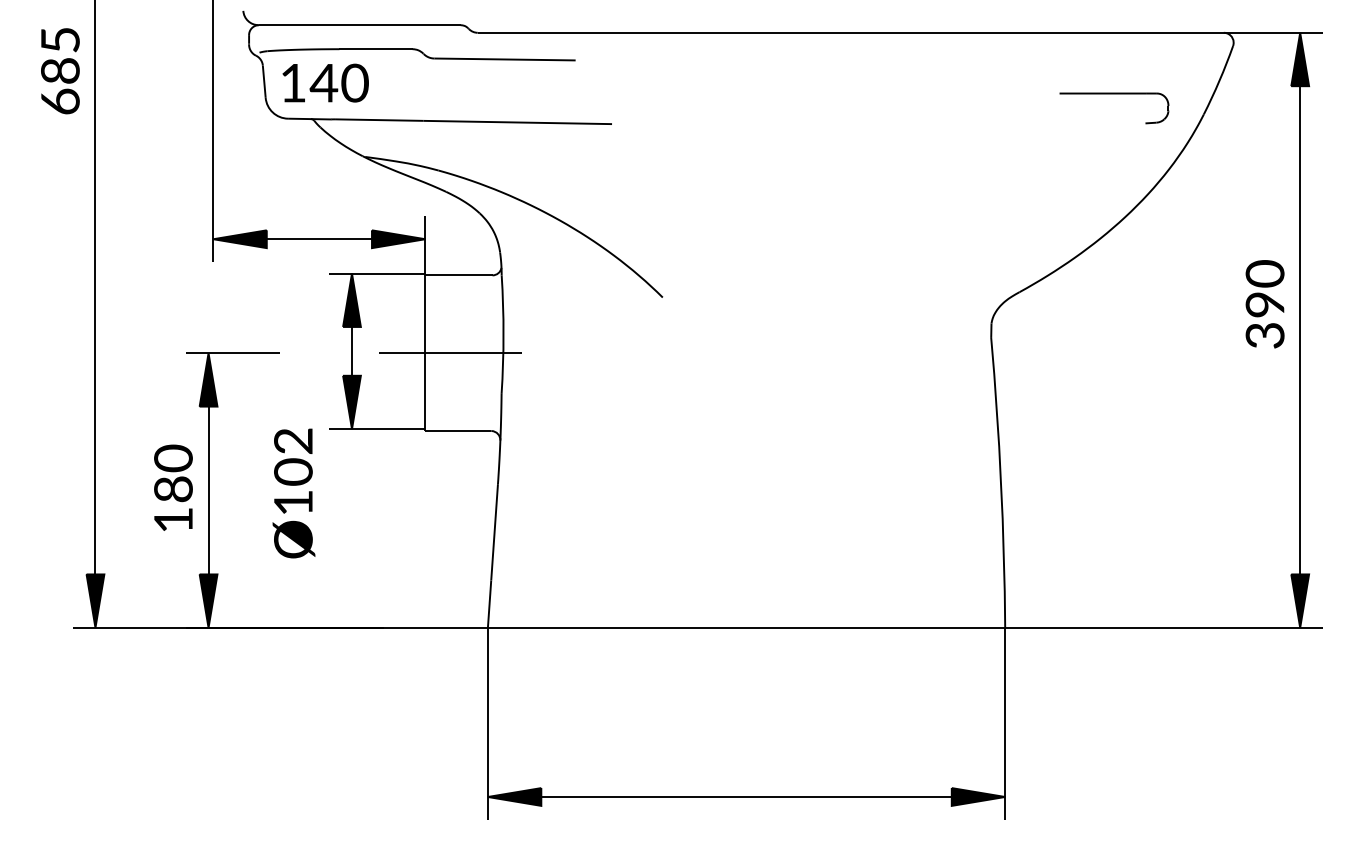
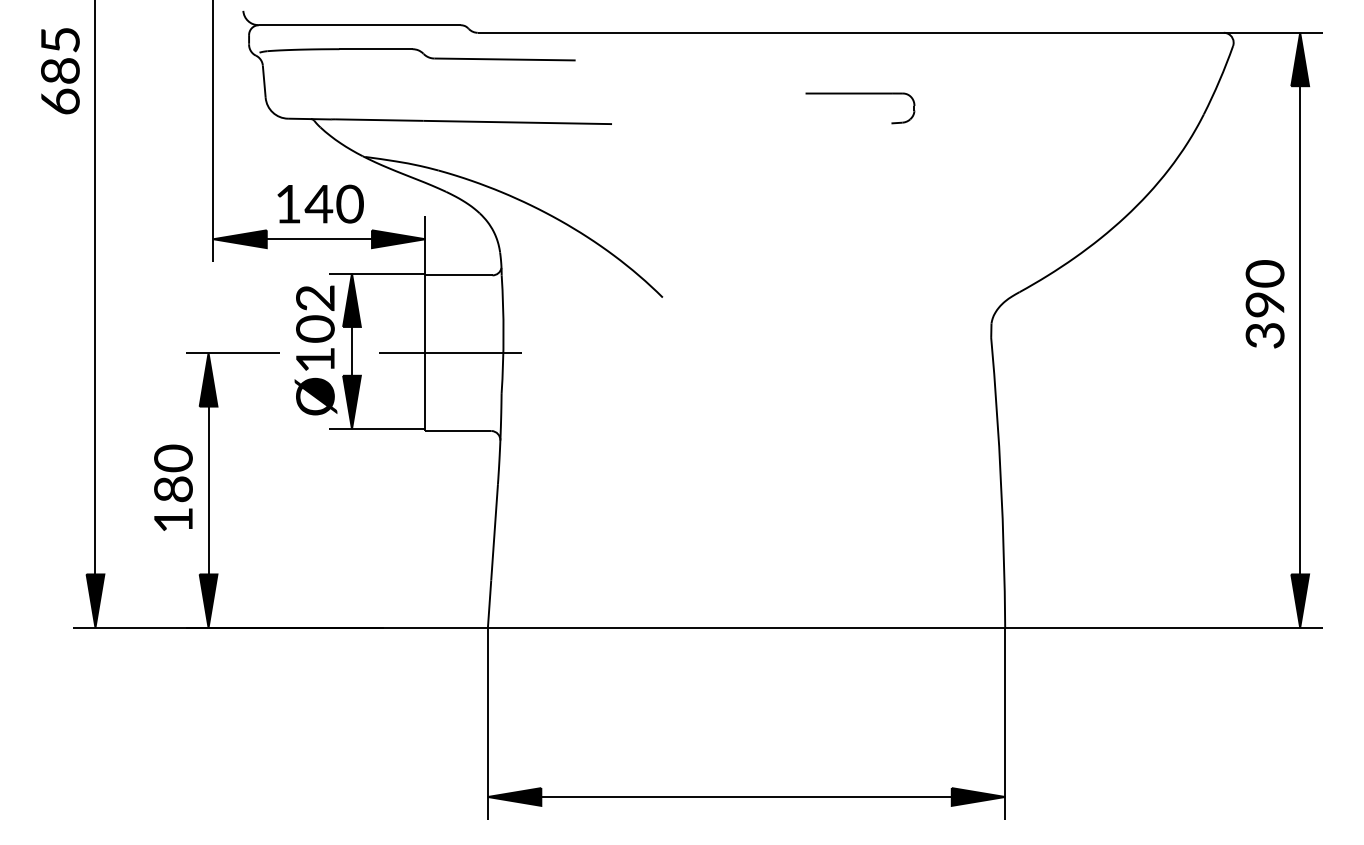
text position: (325, 82) -> (320, 203) (320, 203)
part position: (1114, 94) -> (860, 94) (860, 94)
text position: (293, 493) -> (315, 350) (315, 350)
